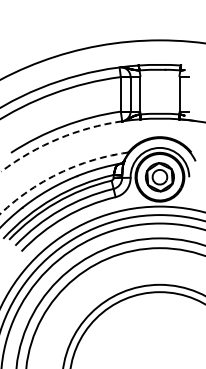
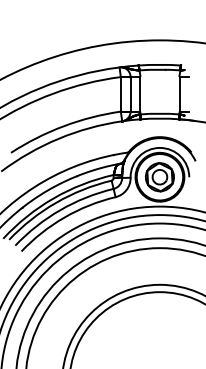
arc: dashed -> solid (58, 138)
arc: dashed -> solid (59, 173)
